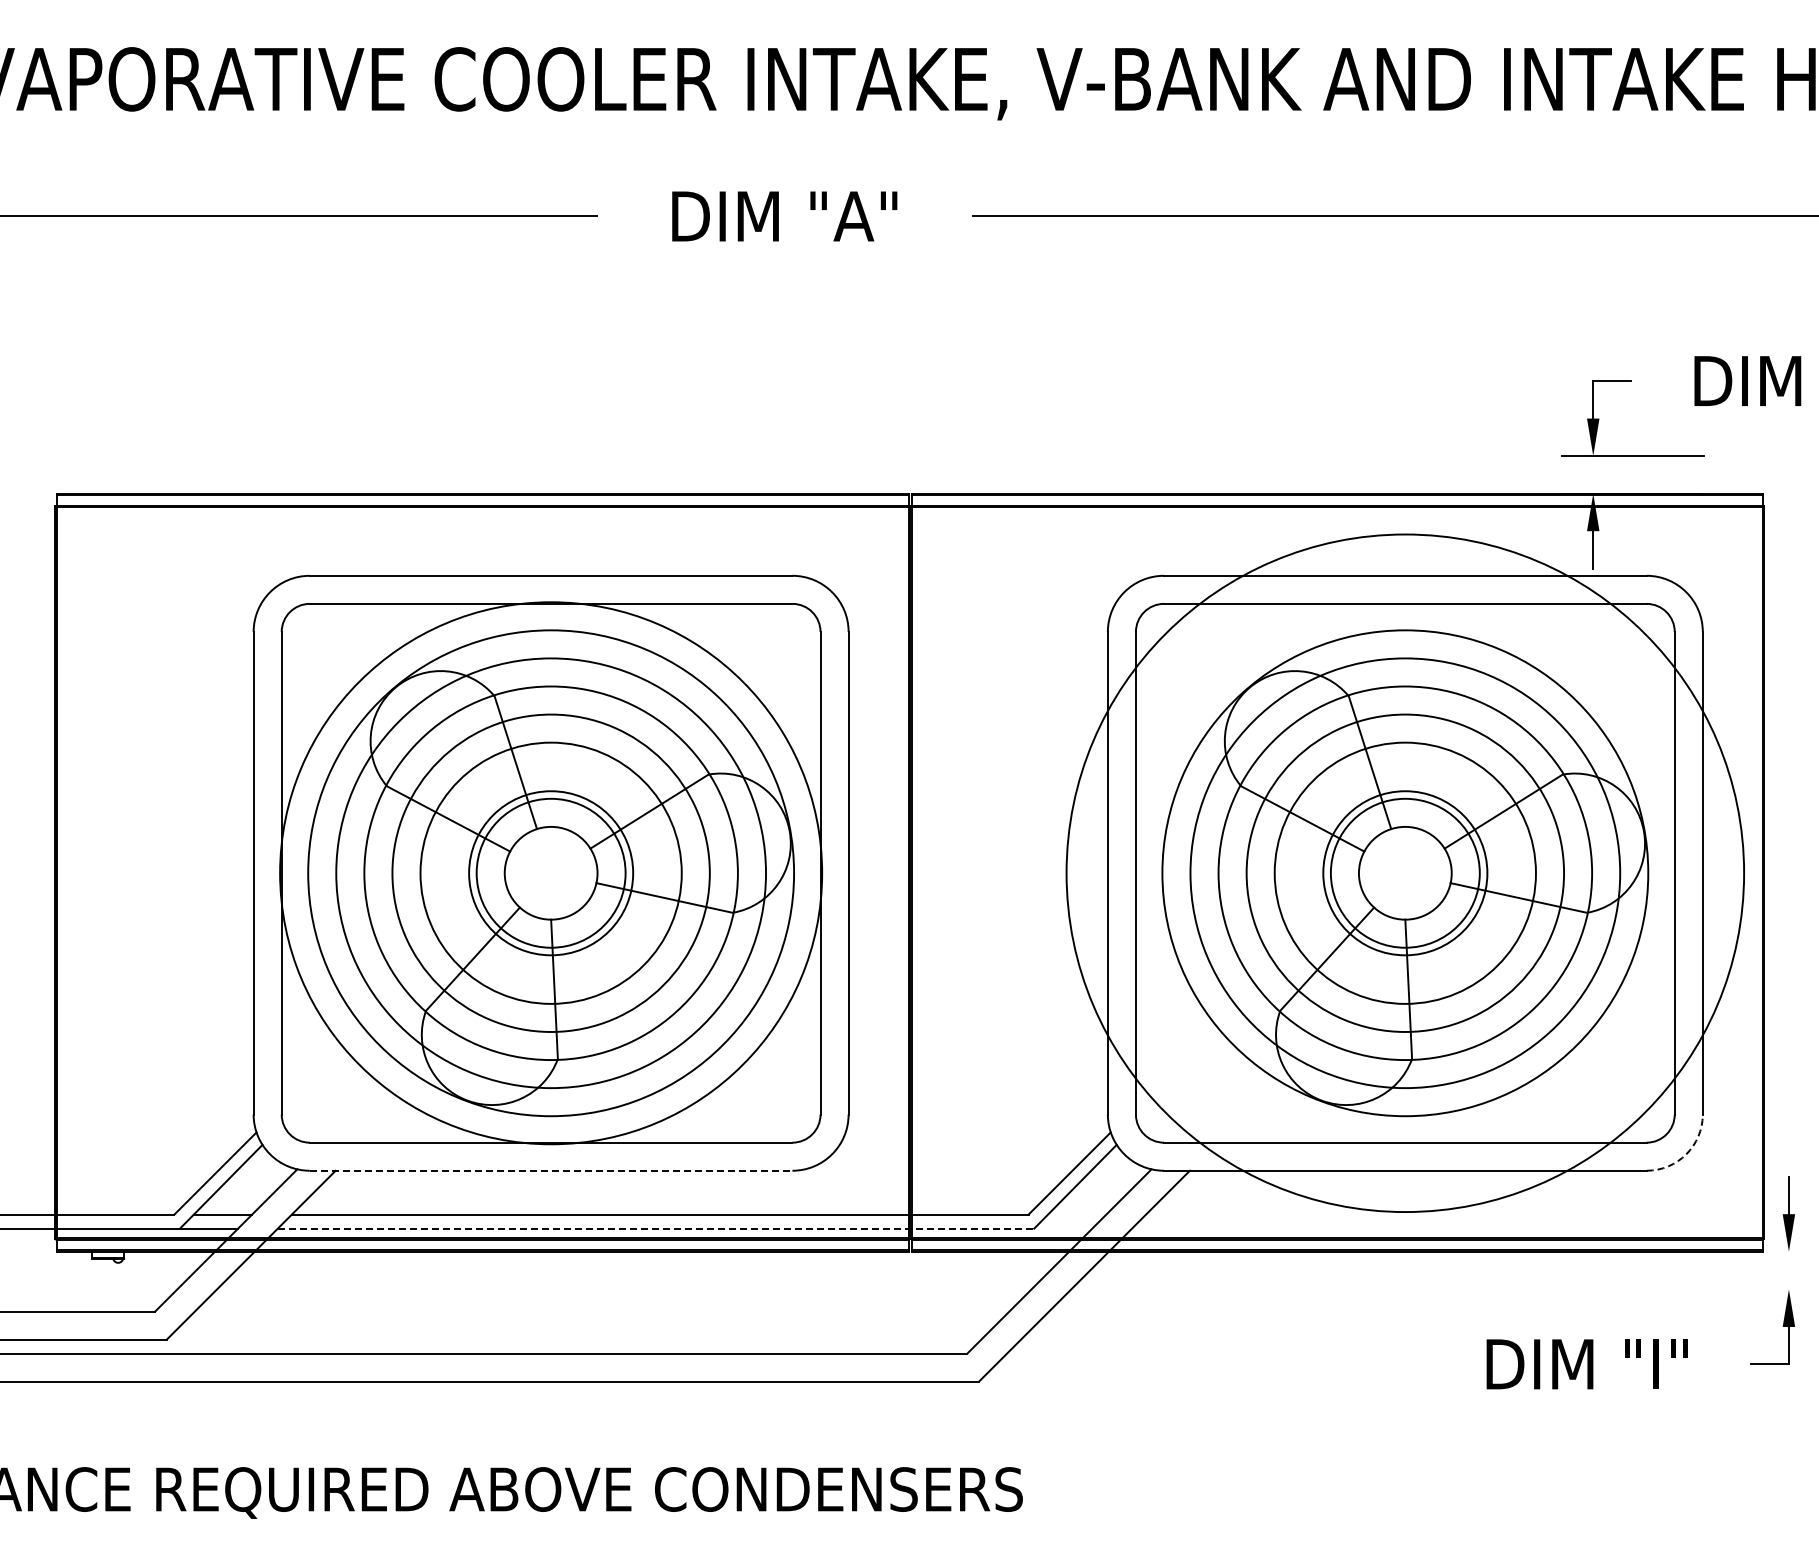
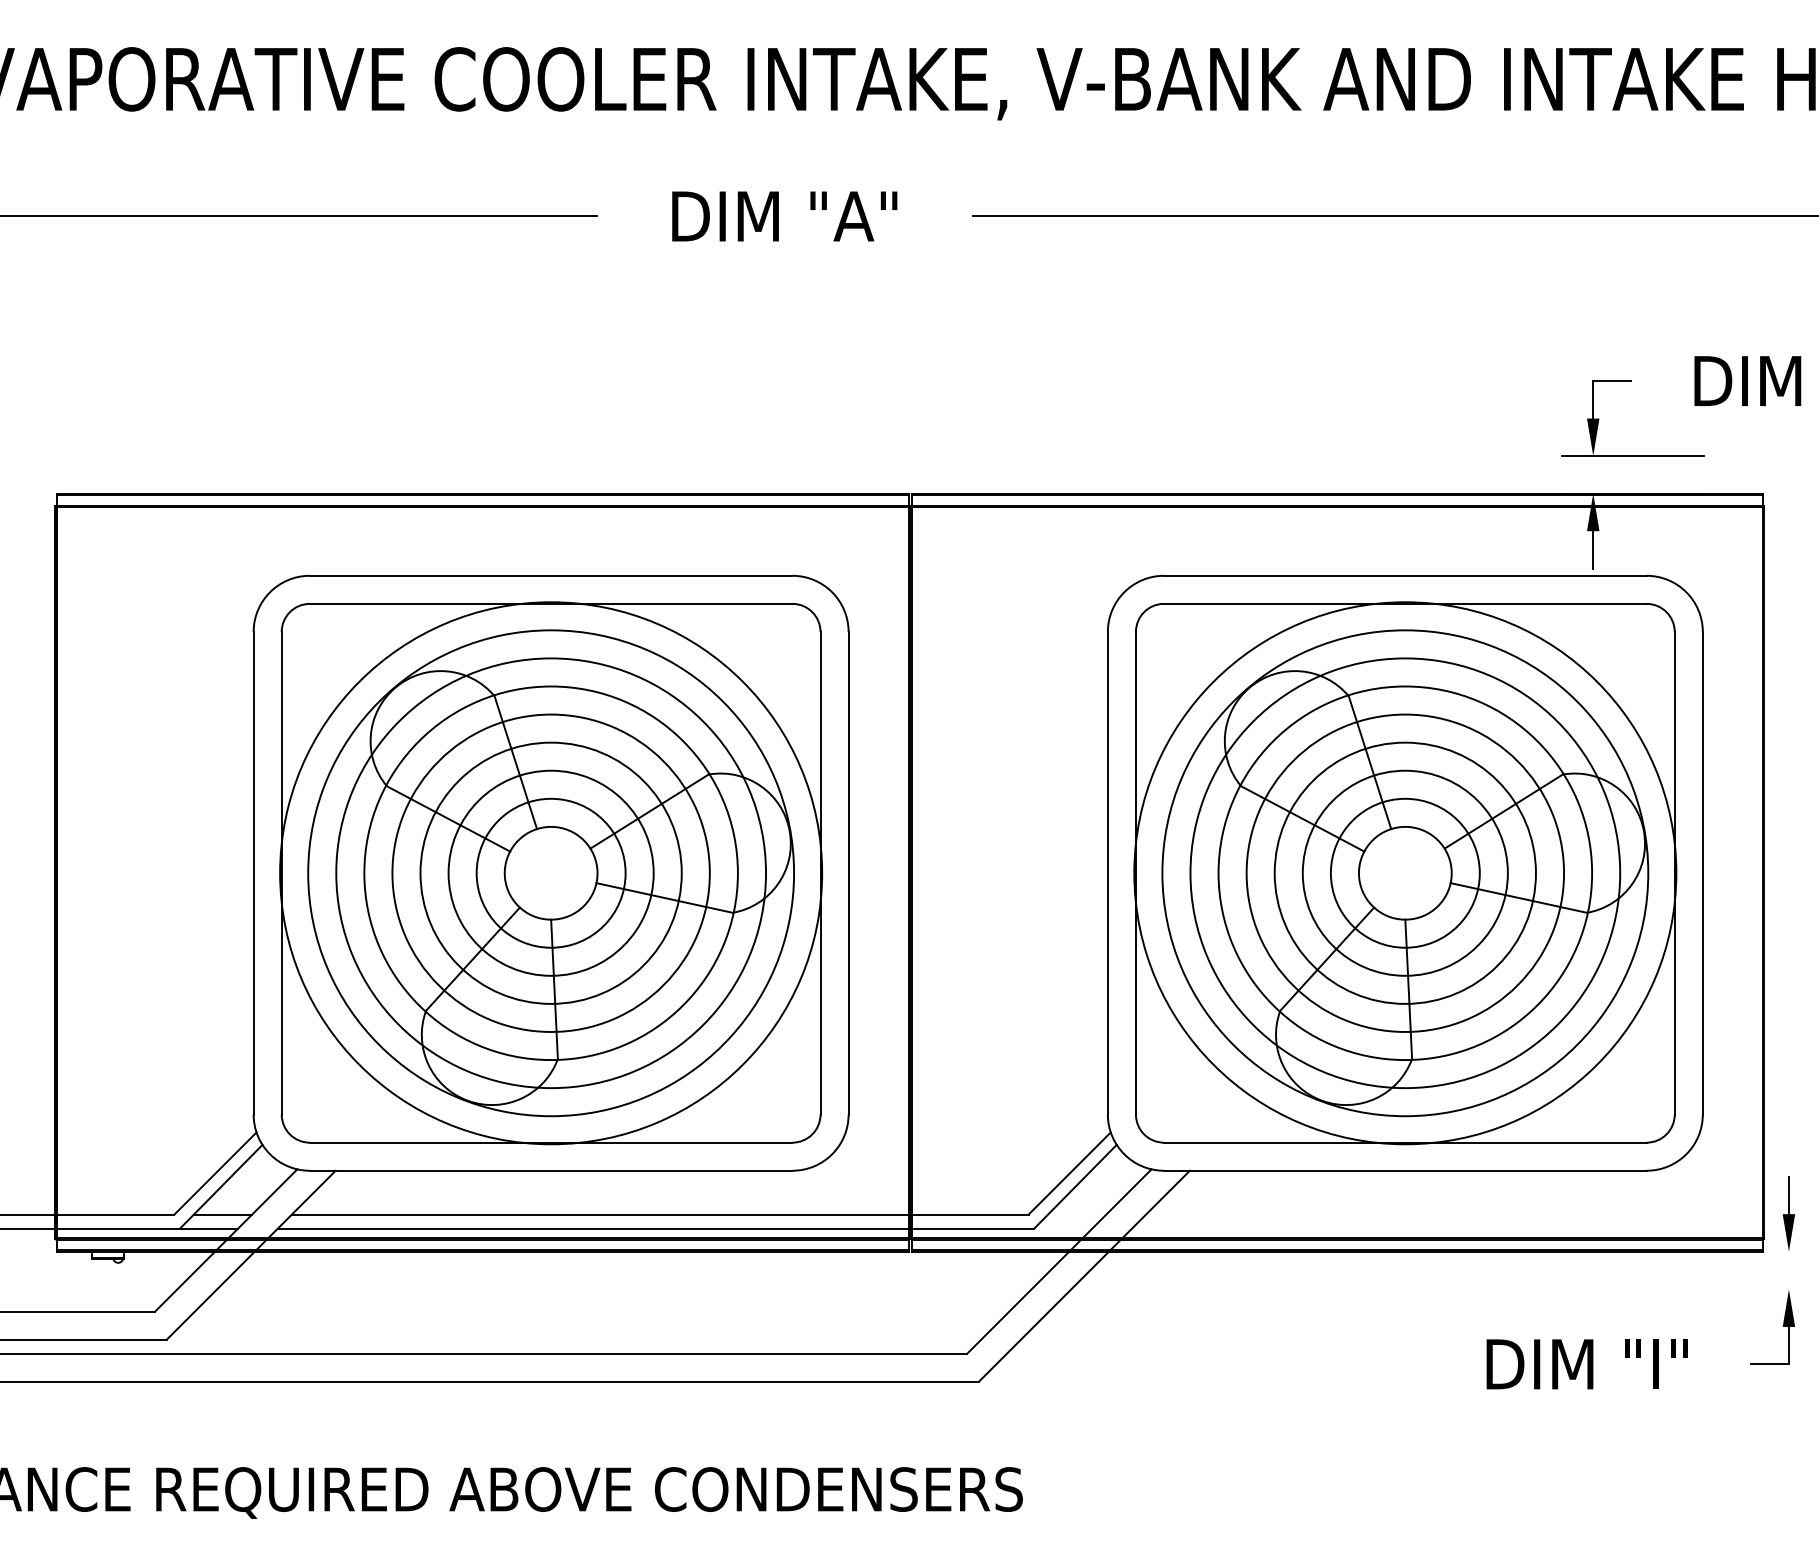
circle diameter: 164 px -> 205 px (550, 872)
circle diameter: 164 px -> 205 px (1404, 872)
circle diameter: 678 px -> 542 px (1405, 873)
arc: dashed -> solid (1686, 1154)
line: dashed -> solid (551, 1170)
line: dashed -> solid (656, 1228)
